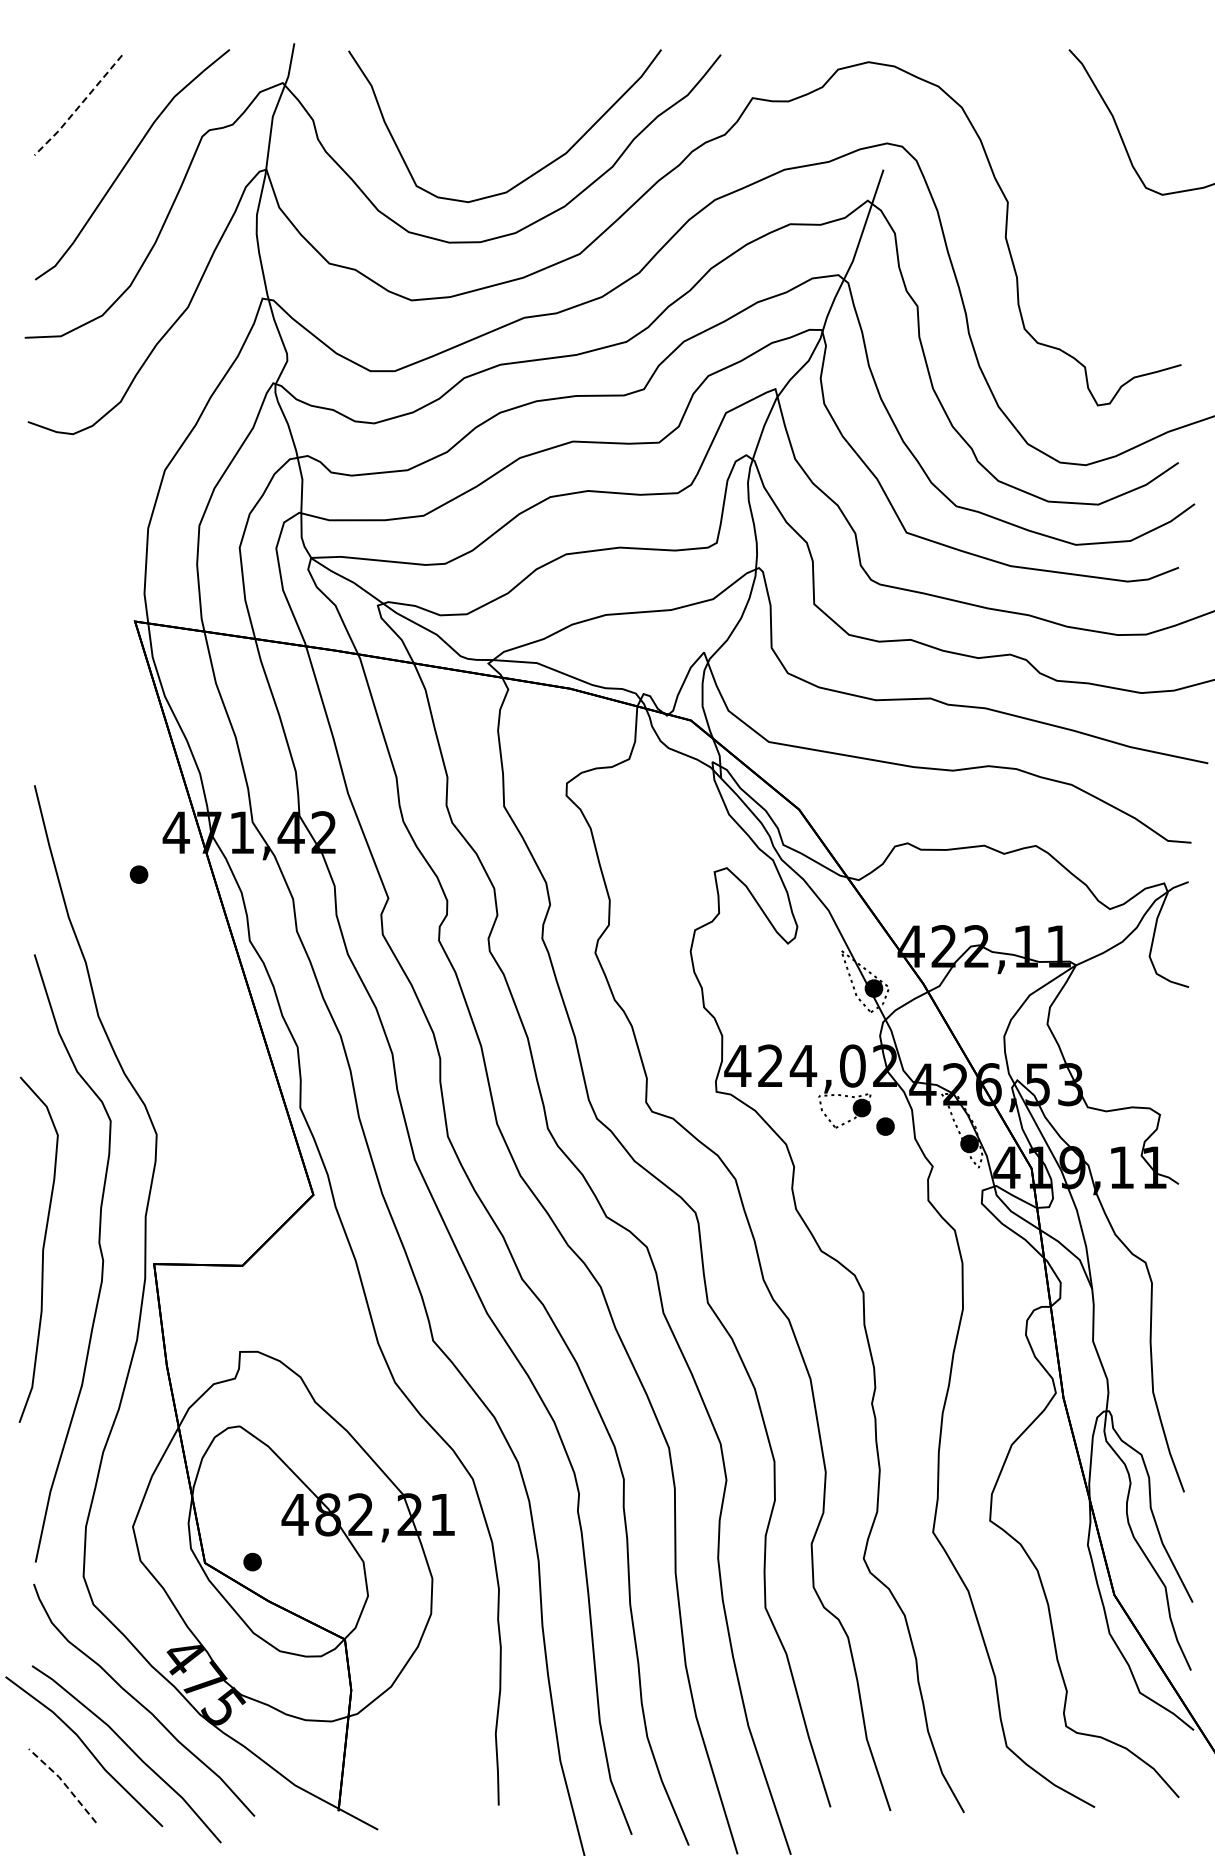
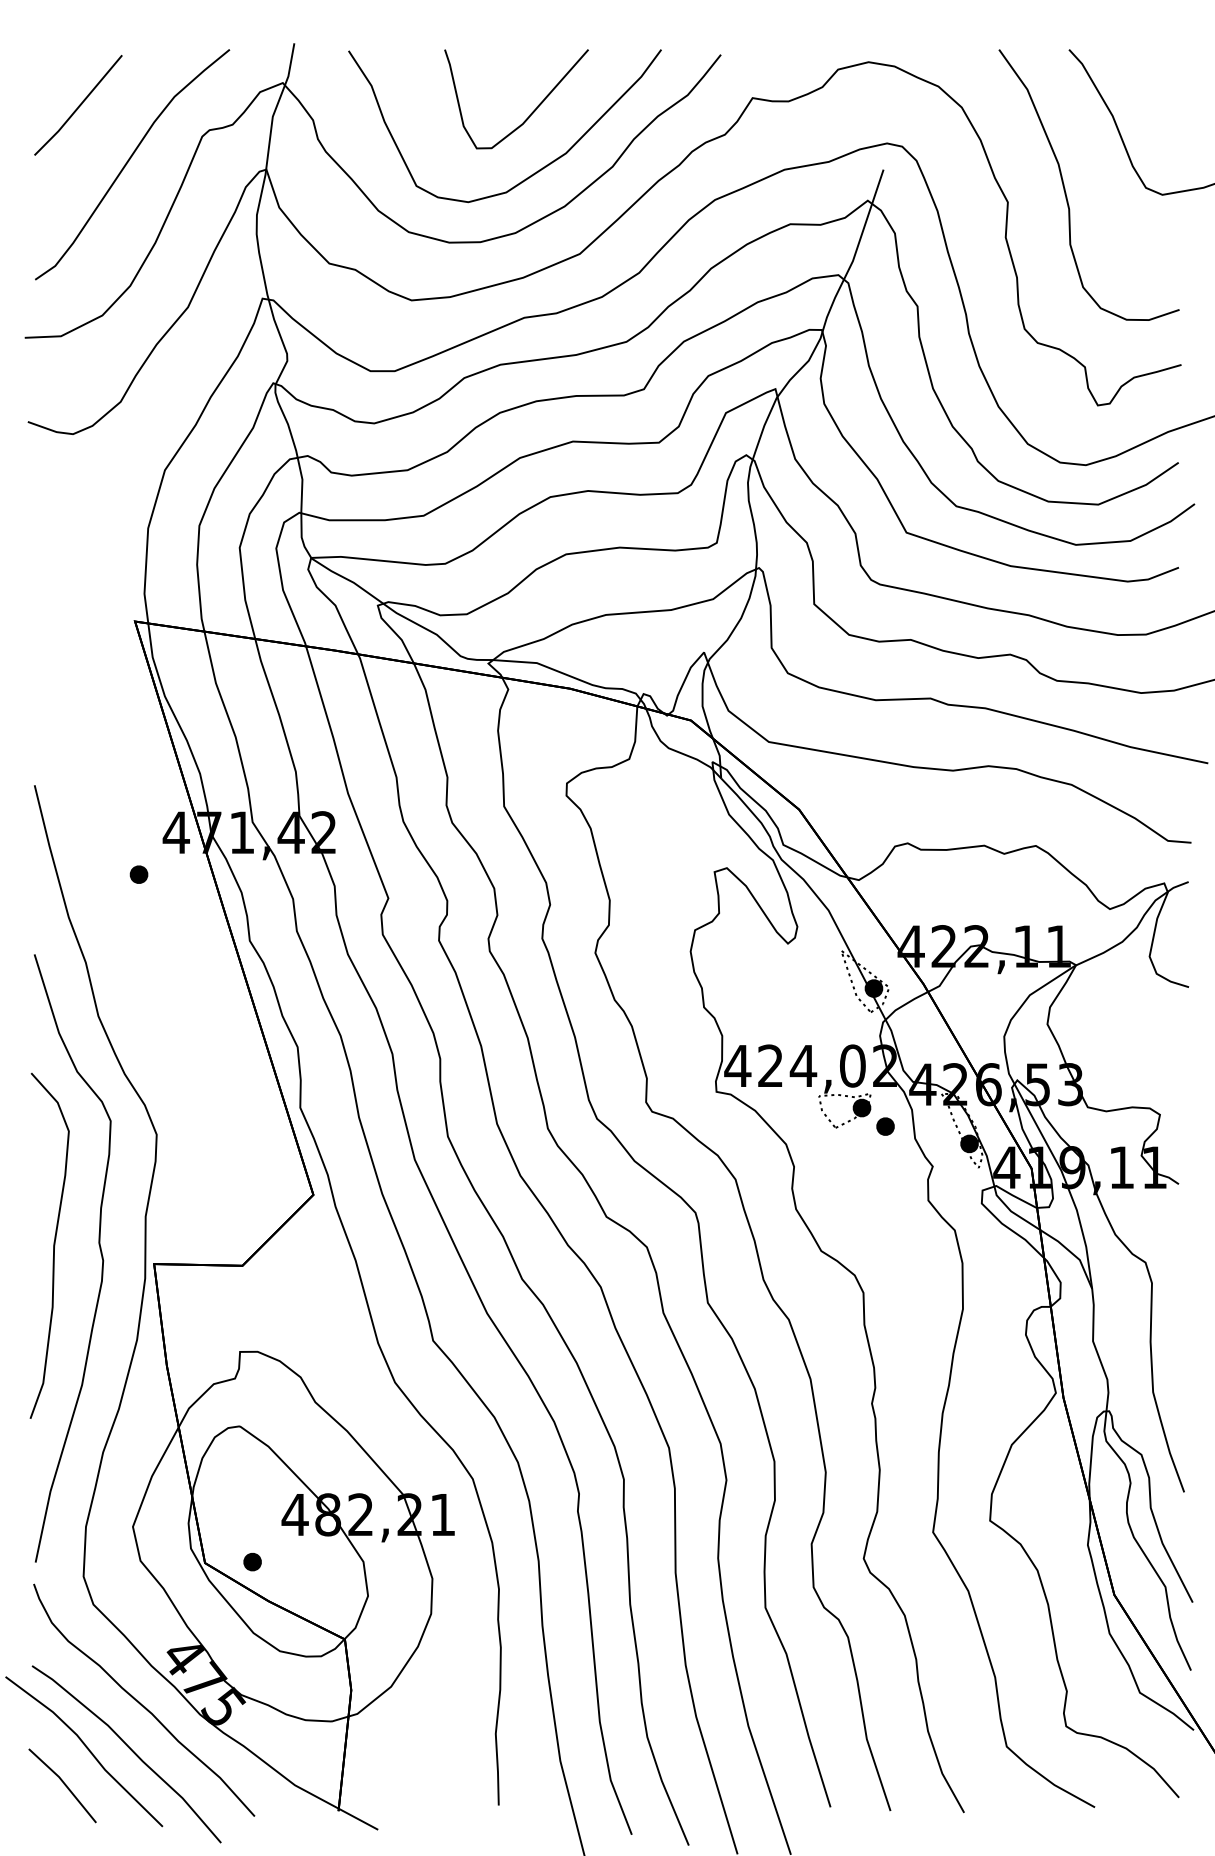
line: dashed -> solid (78, 106)
curve: none -> present (530, 113)
curve: none -> present (1065, 188)
curve position: (42, 1249) -> (53, 1245) (53, 1245)
line: dashed -> solid (64, 1783)
